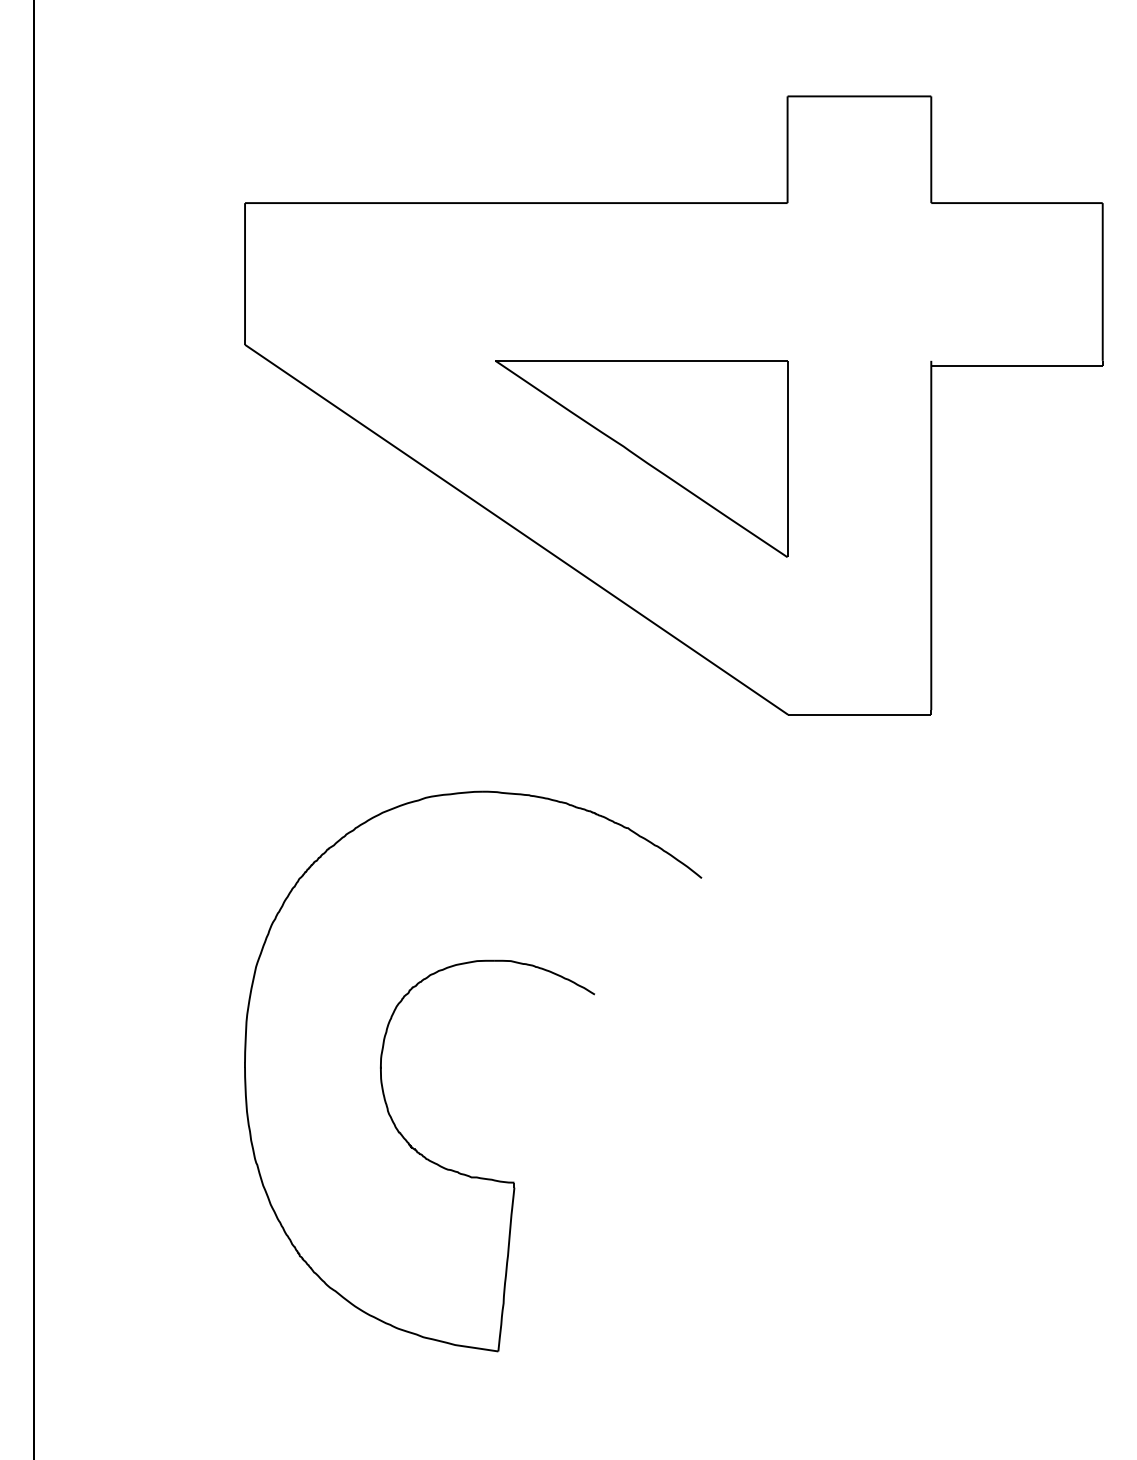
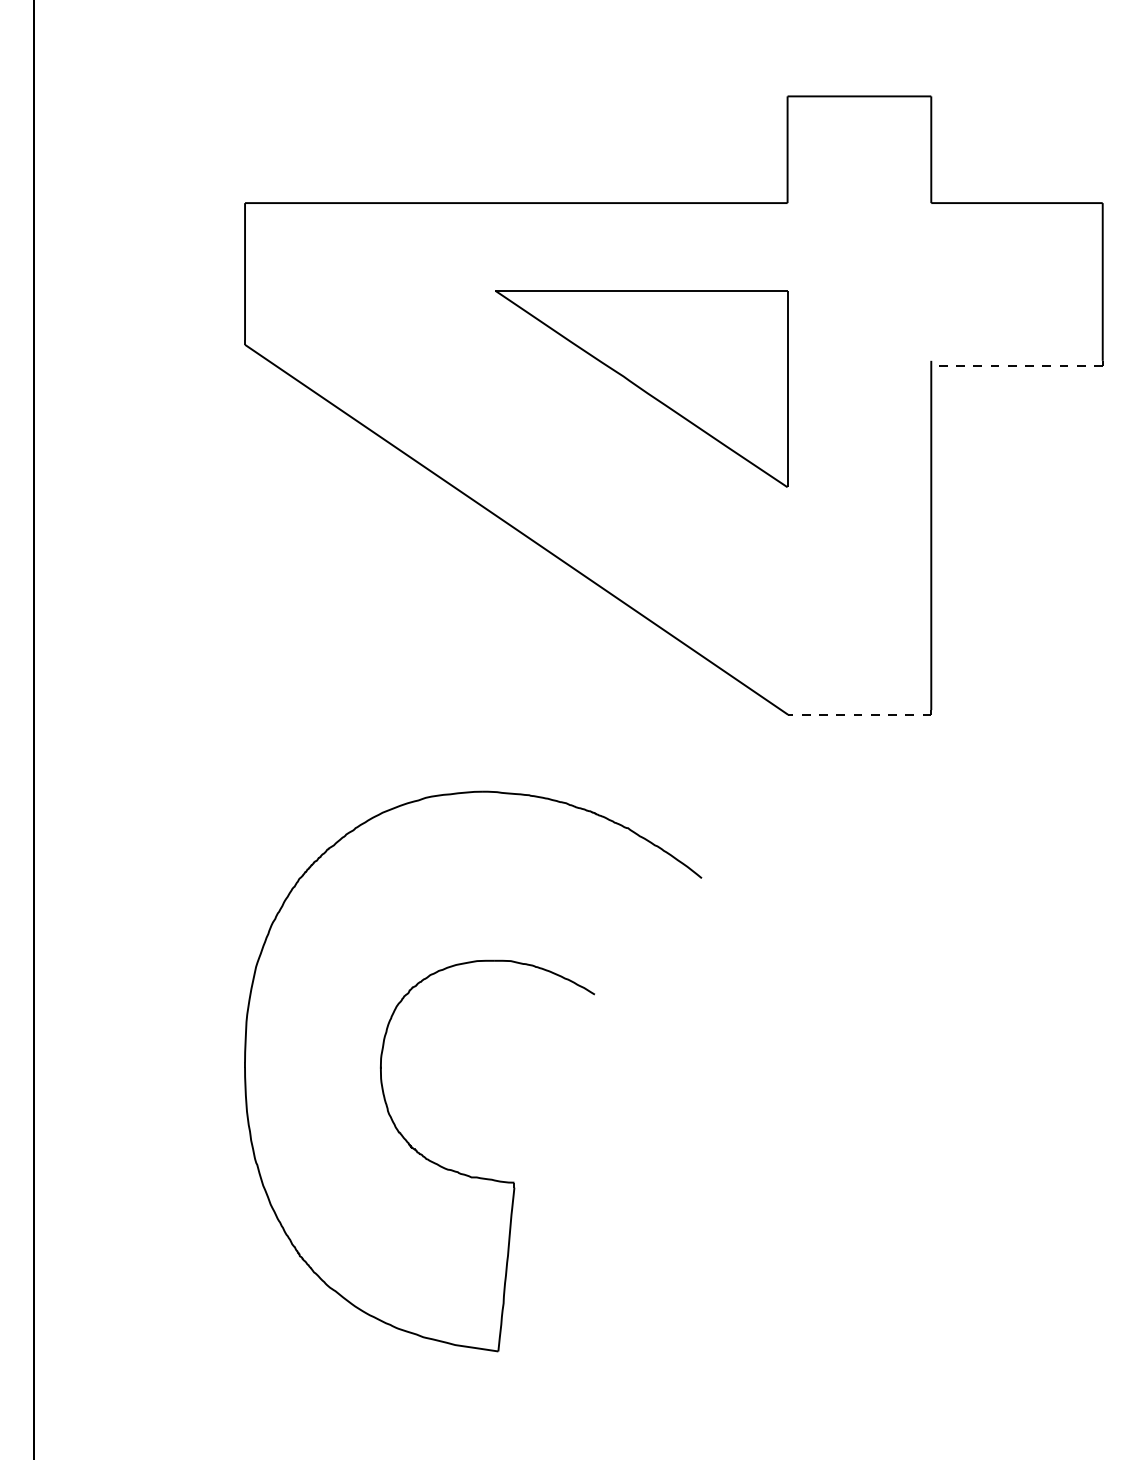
line: solid -> dashed (1017, 365)
part position: (641, 458) -> (641, 388) (641, 388)
line: solid -> dashed (859, 714)
